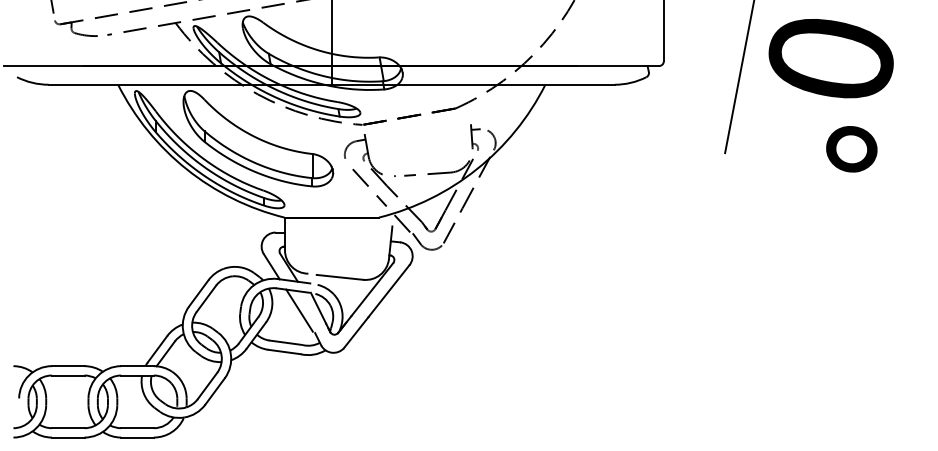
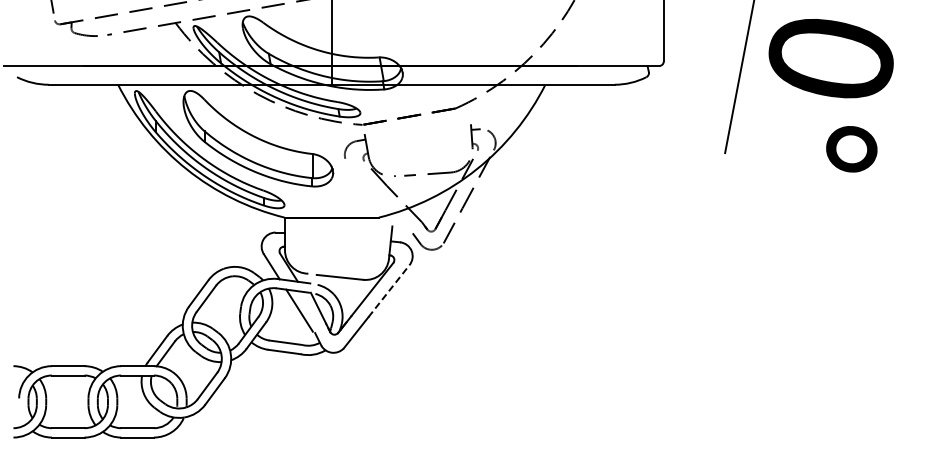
line: present -> none (360, 177)
line: present -> none (393, 213)
line: solid -> dashed (388, 291)
